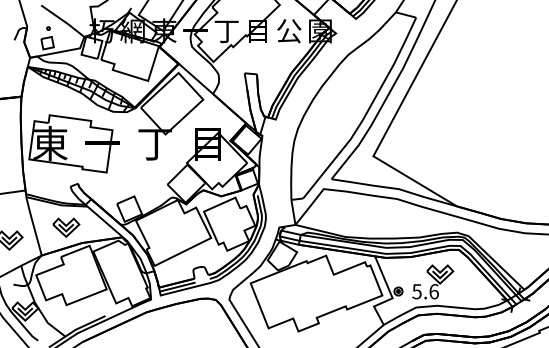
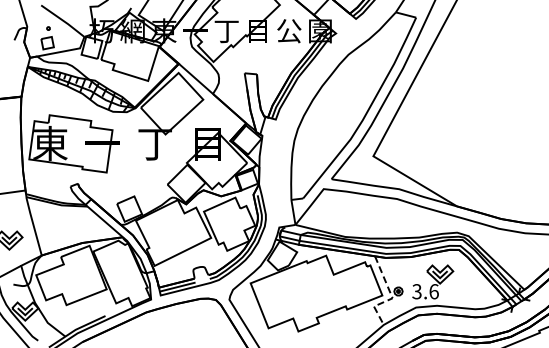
part: present -> none (66, 227)
text: 5.6 -> 3.6 (416, 291)
line: solid -> dashed (392, 297)
